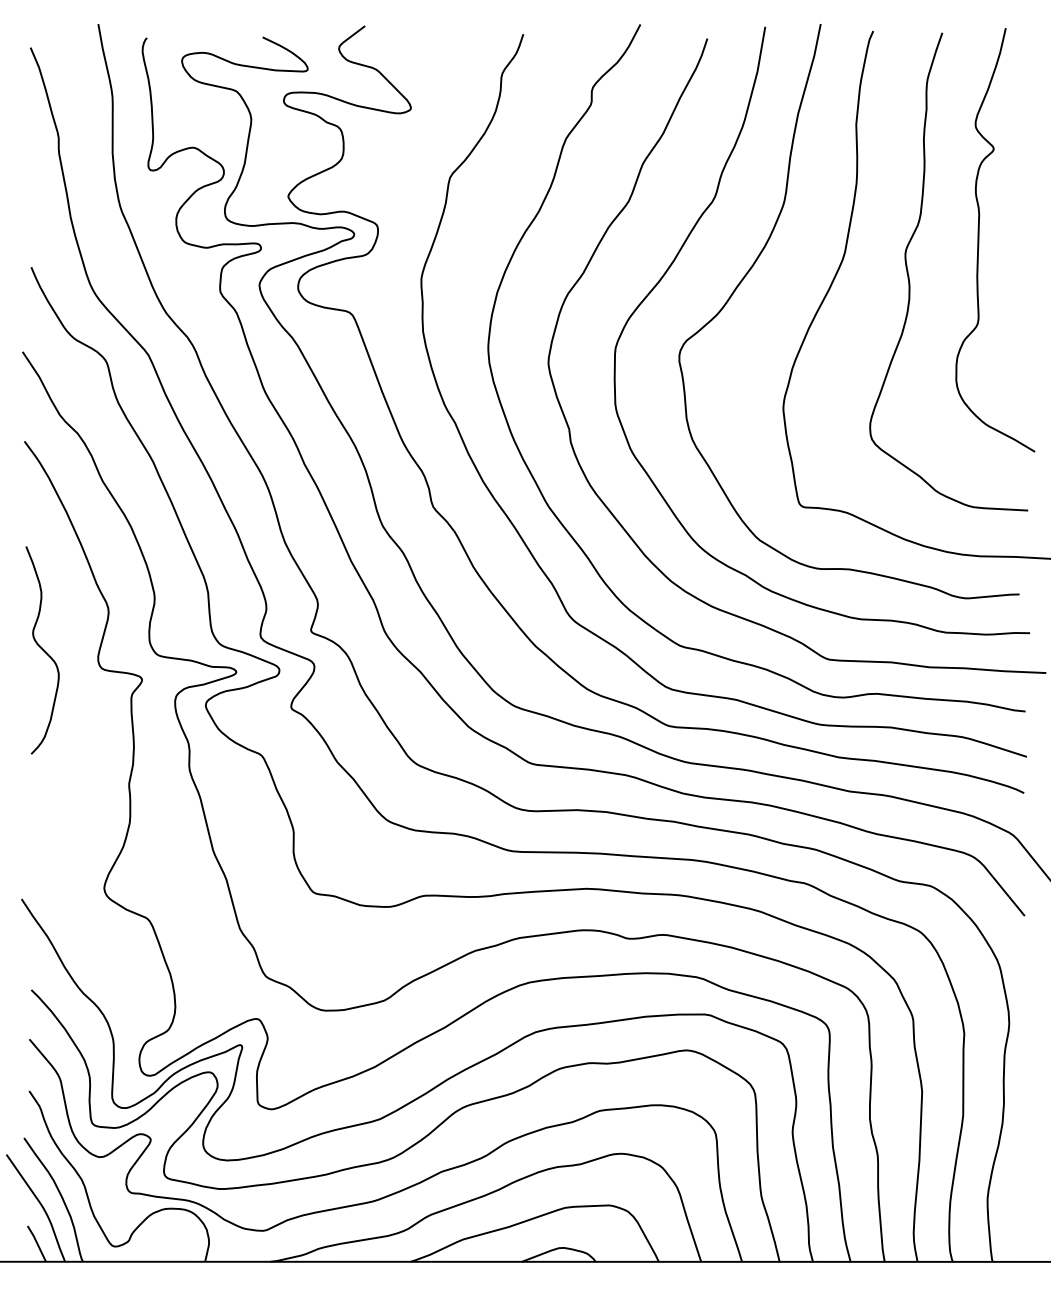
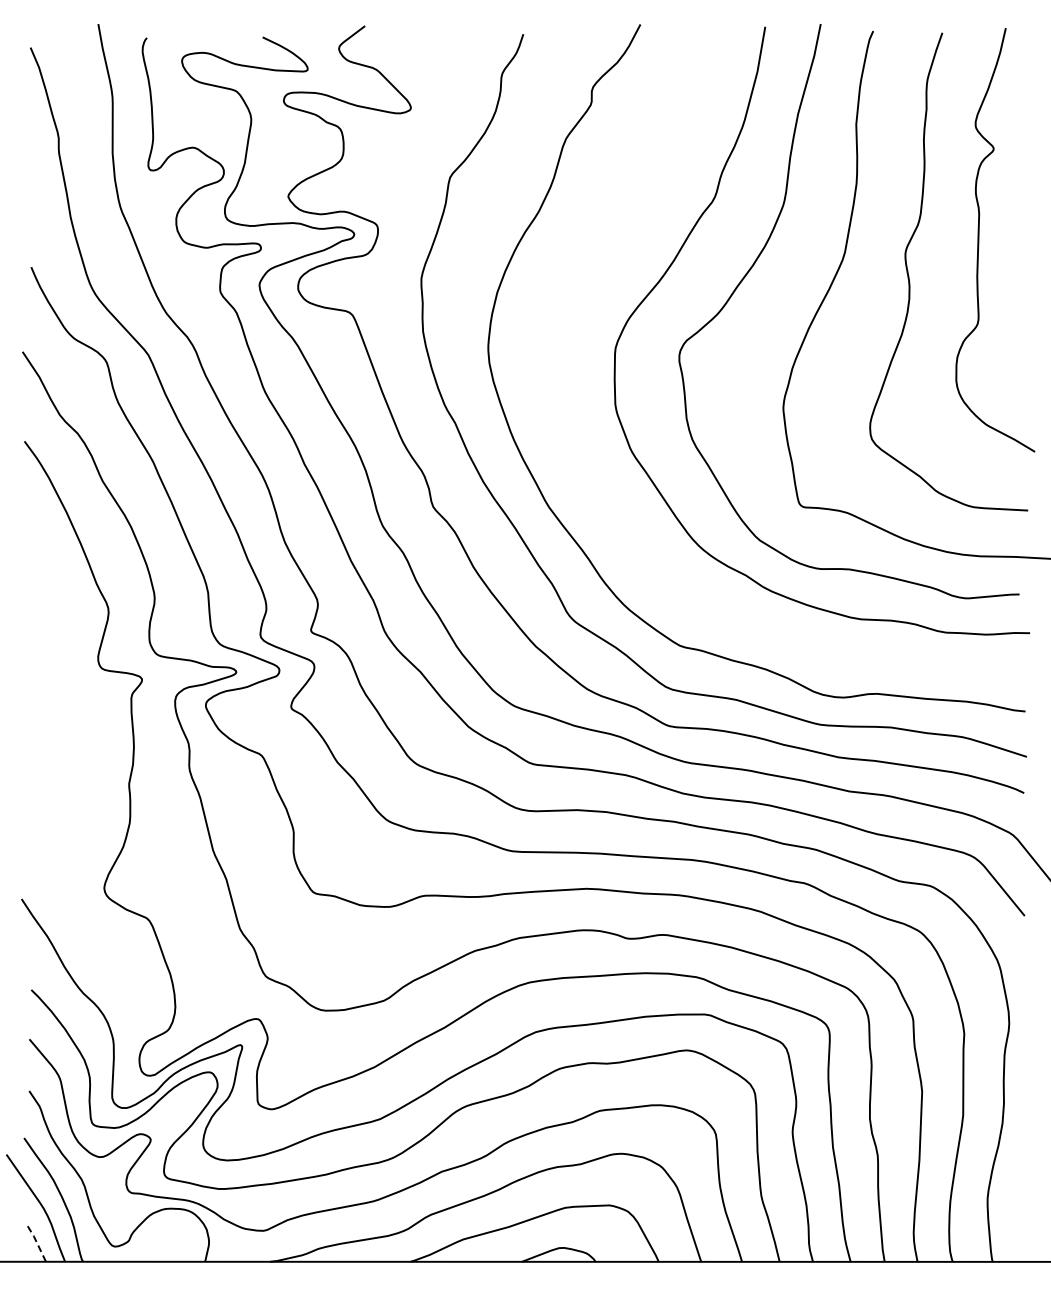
curve: present -> none (602, 240)
curve: present -> none (42, 650)
line: solid -> dashed (37, 1243)
